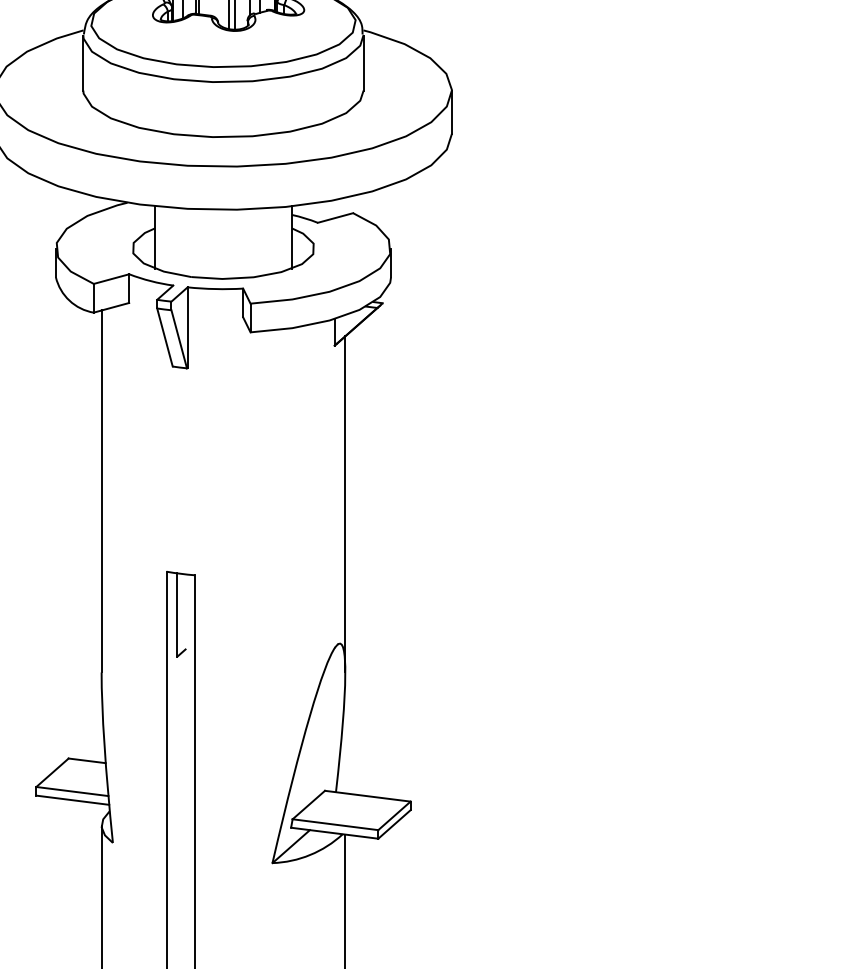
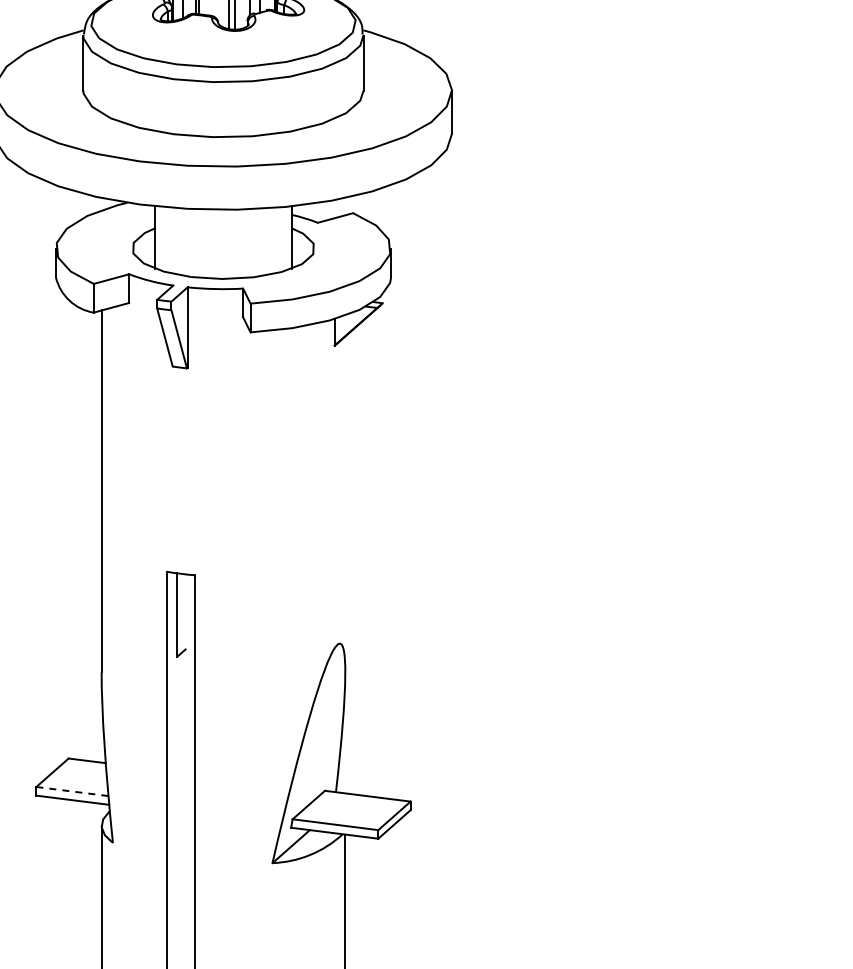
line: present -> none (345, 504)
line: solid -> dashed (72, 791)
